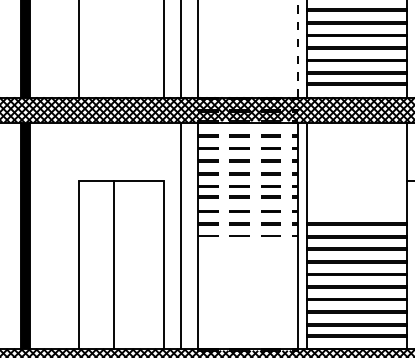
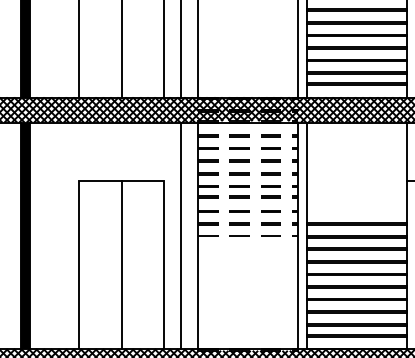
line: none -> present (121, 49)
line: dashed -> solid (298, 49)
line position: (113, 265) -> (121, 265) (121, 265)
